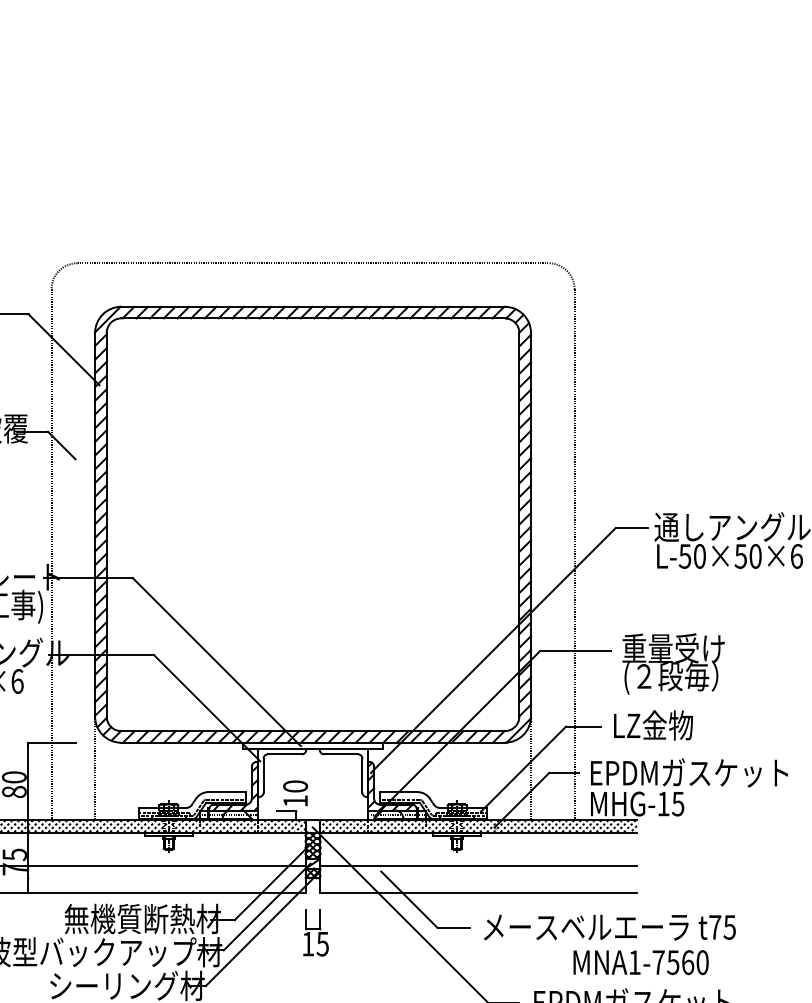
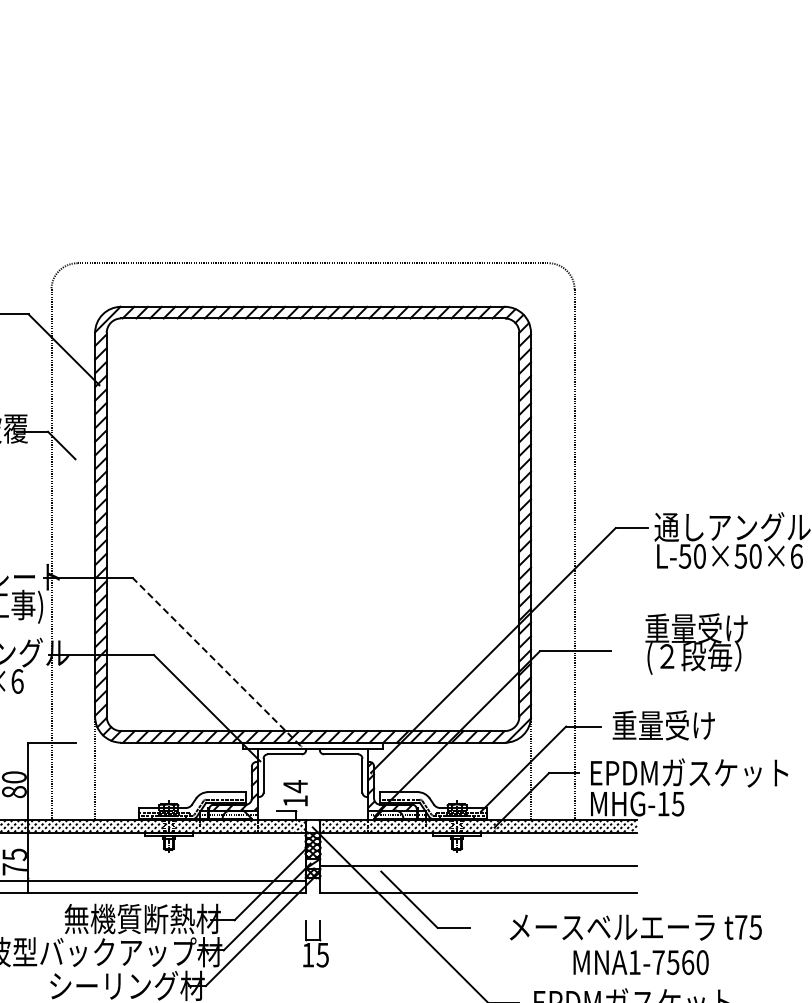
line: solid -> dashed (216, 662)
text position: (673, 663) -> (696, 643) (696, 643)
text: LZ金物 -> 重量受け (663, 725)
text: 10 -> 14 (295, 786)
line position: (153, 865) -> (153, 880) (153, 880)
text position: (609, 927) -> (635, 927) (635, 927)
part position: (315, 932) -> (315, 943) (315, 943)
